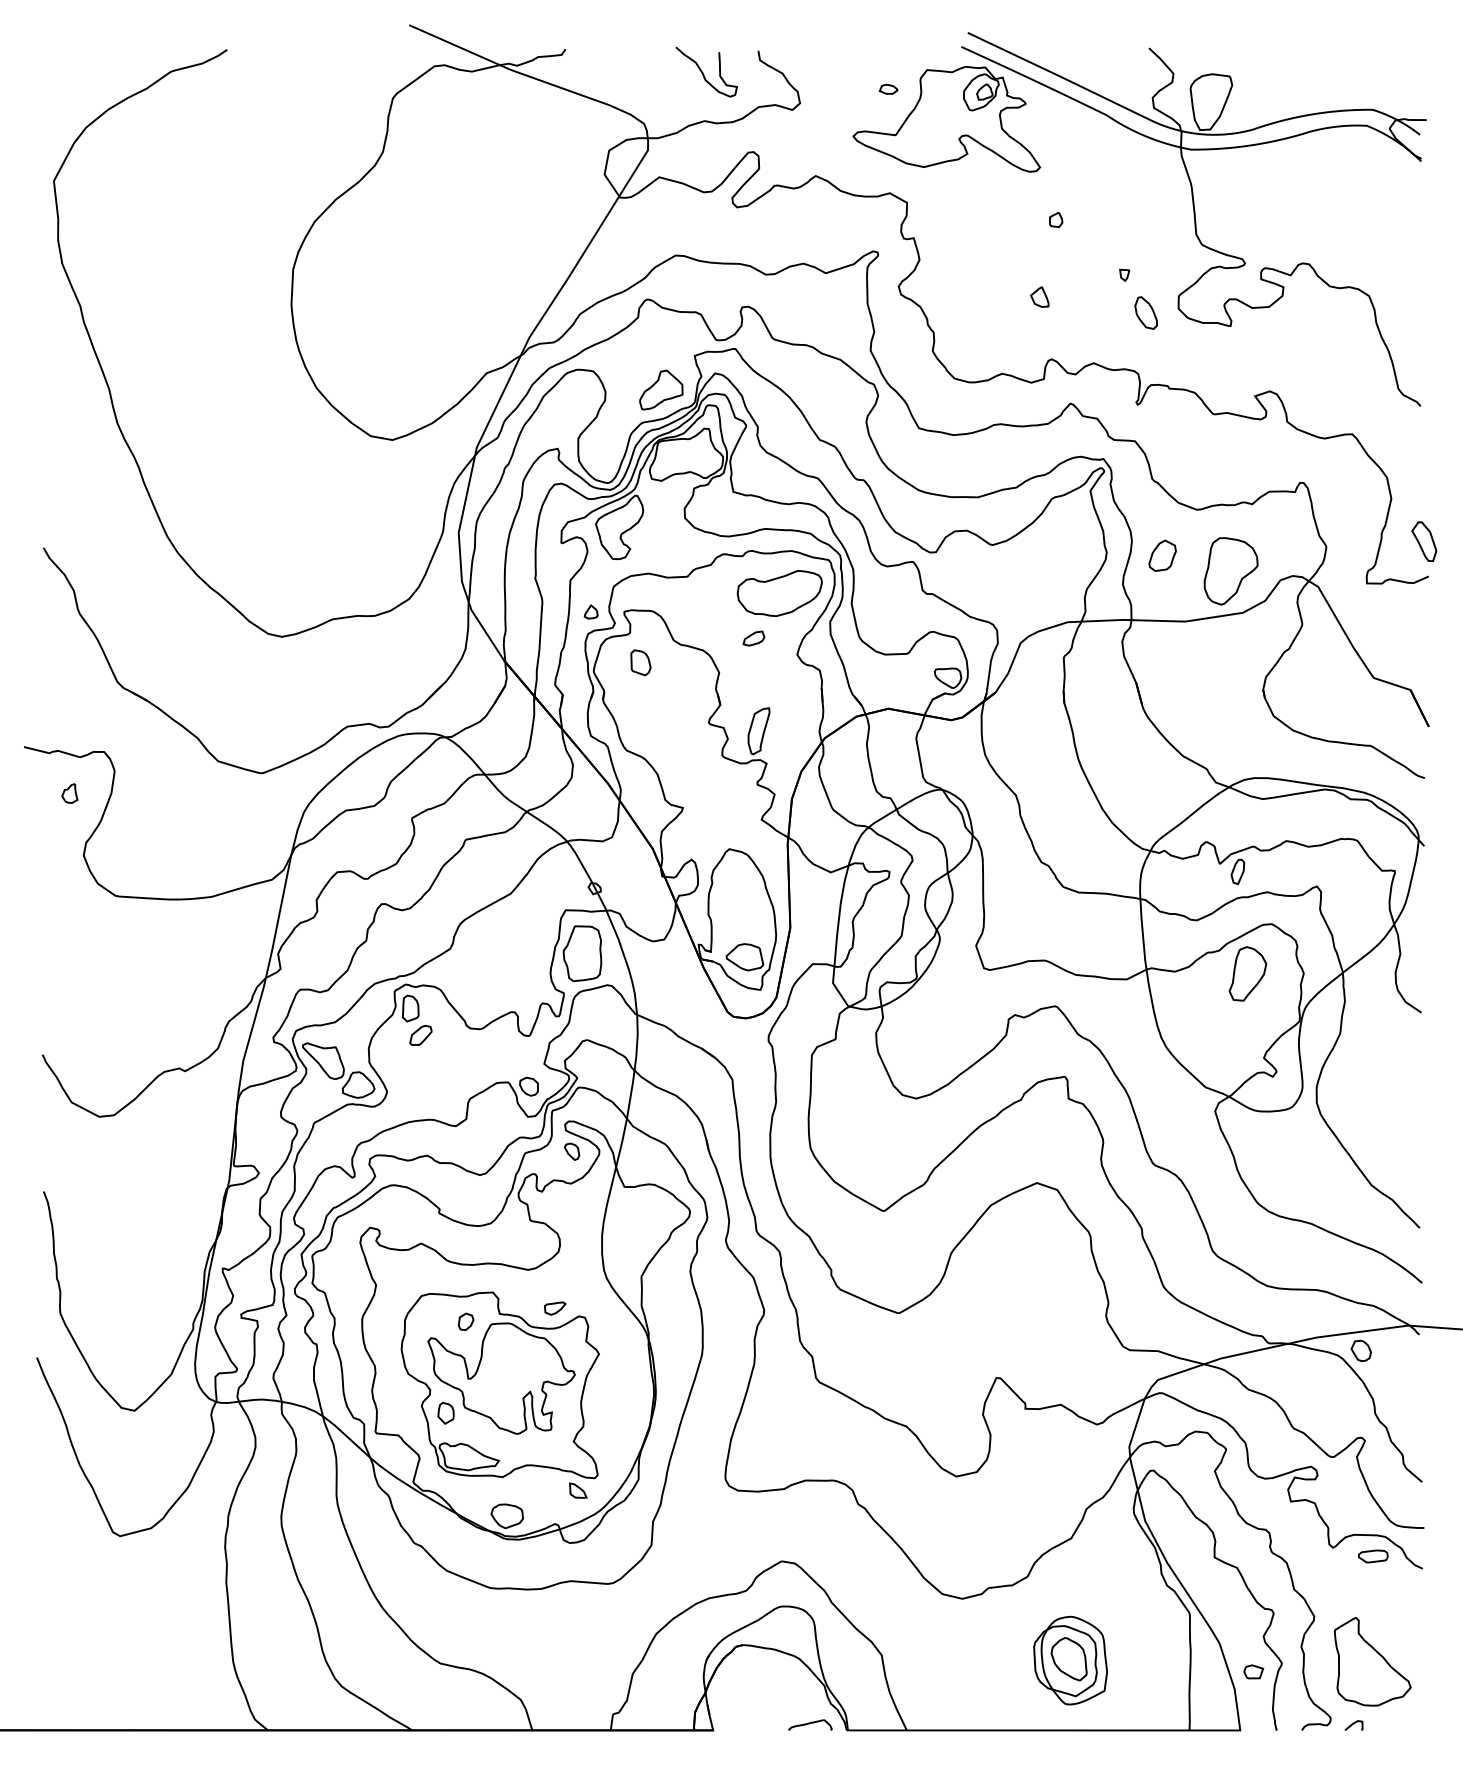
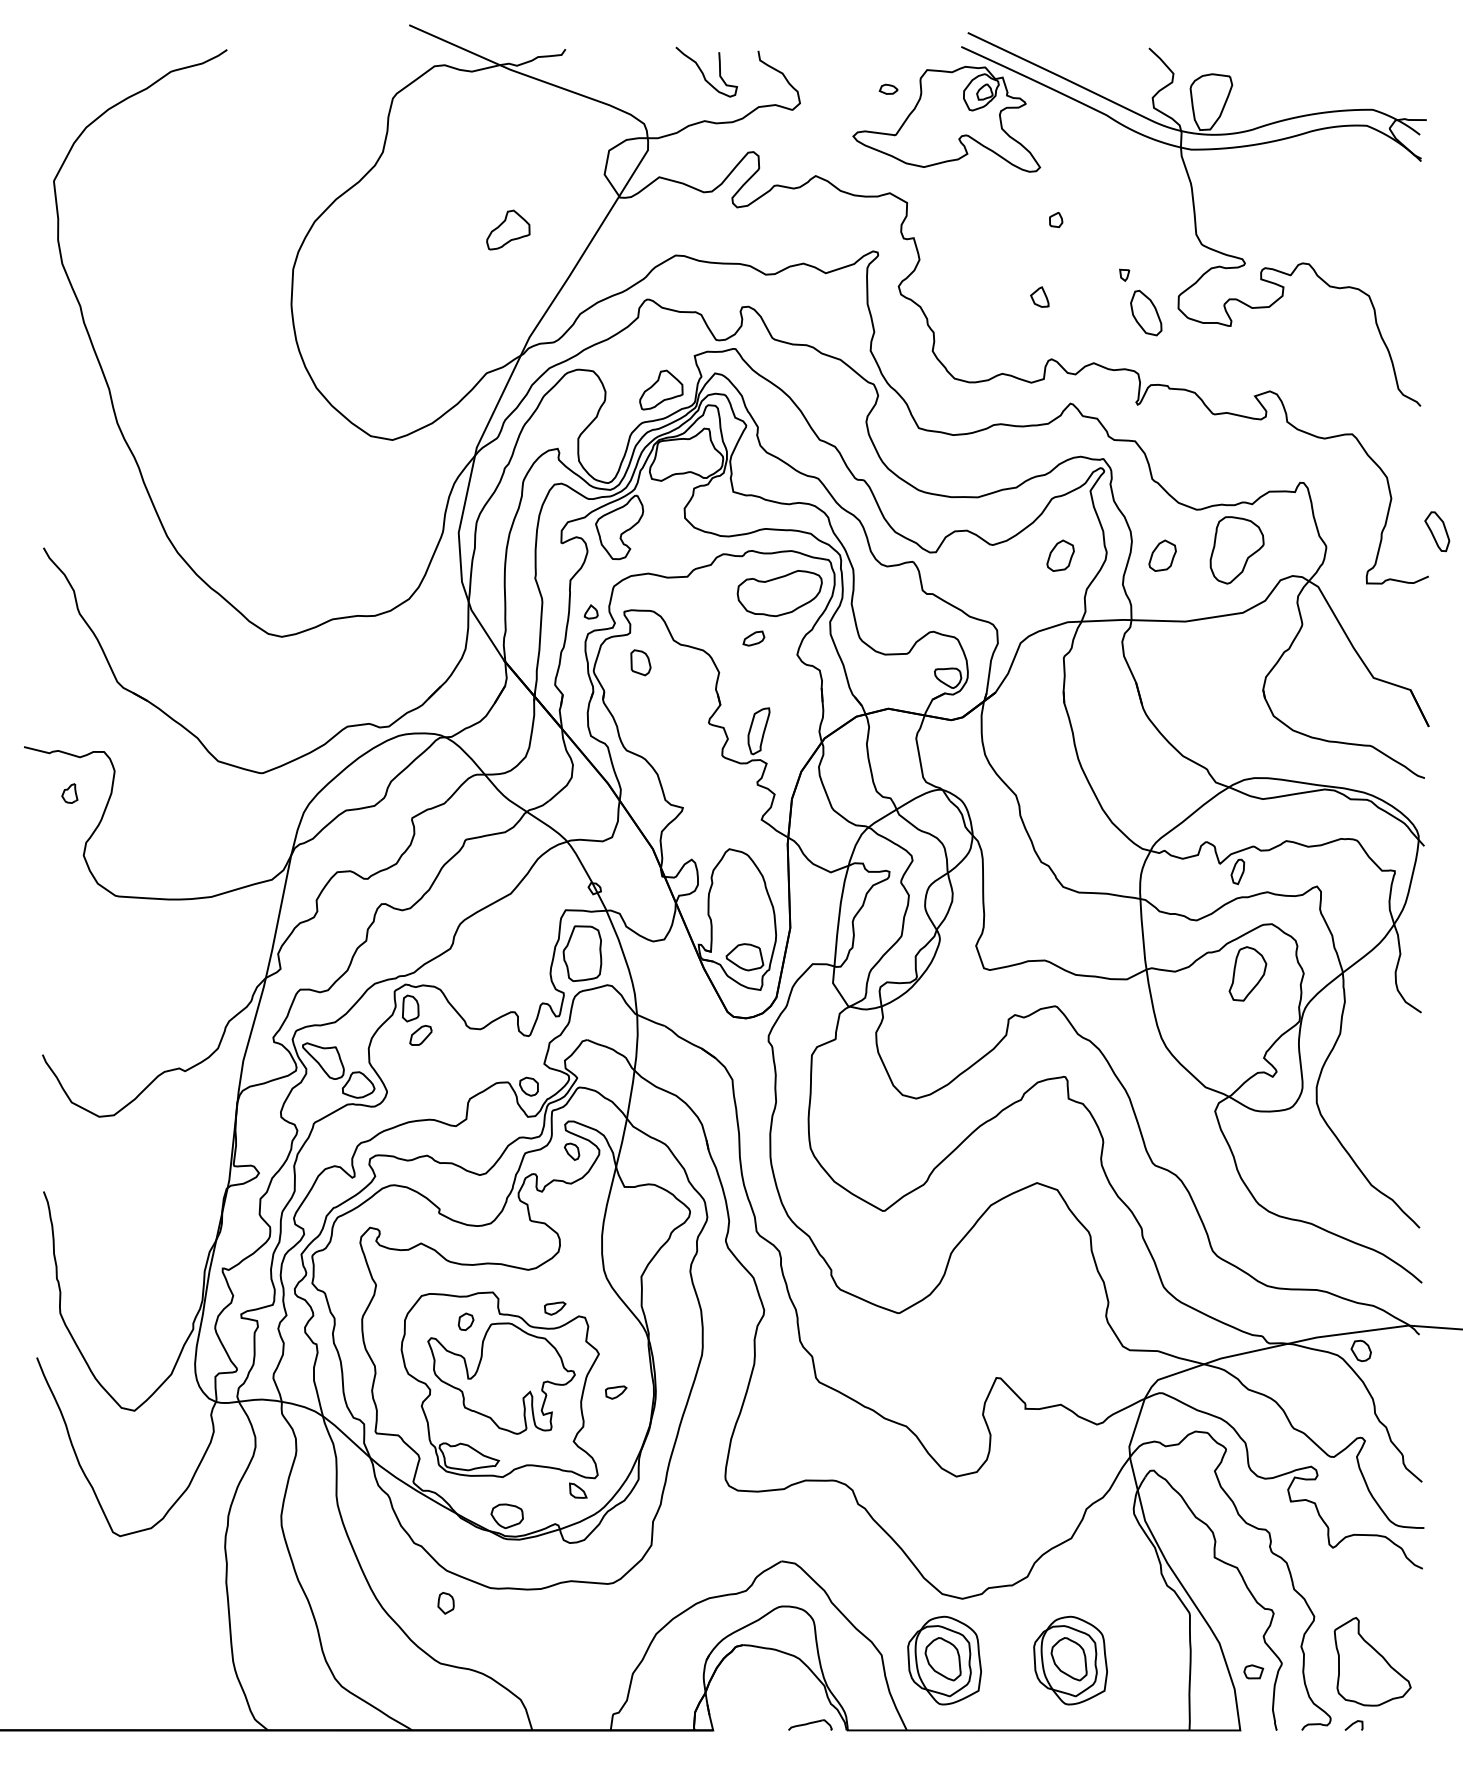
part: none -> present (508, 229)
part size: 24x34 px -> 33x48 px (1146, 312)
part position: (1424, 541) -> (1437, 531) (1437, 531)
part: none -> present (1060, 555)
part position: (1230, 571) -> (1236, 550) (1236, 550)
part: none -> present (616, 1392)
part position: (445, 1413) -> (445, 1603) (445, 1603)
part: present -> none (1373, 1556)
part: none -> present (944, 1660)
